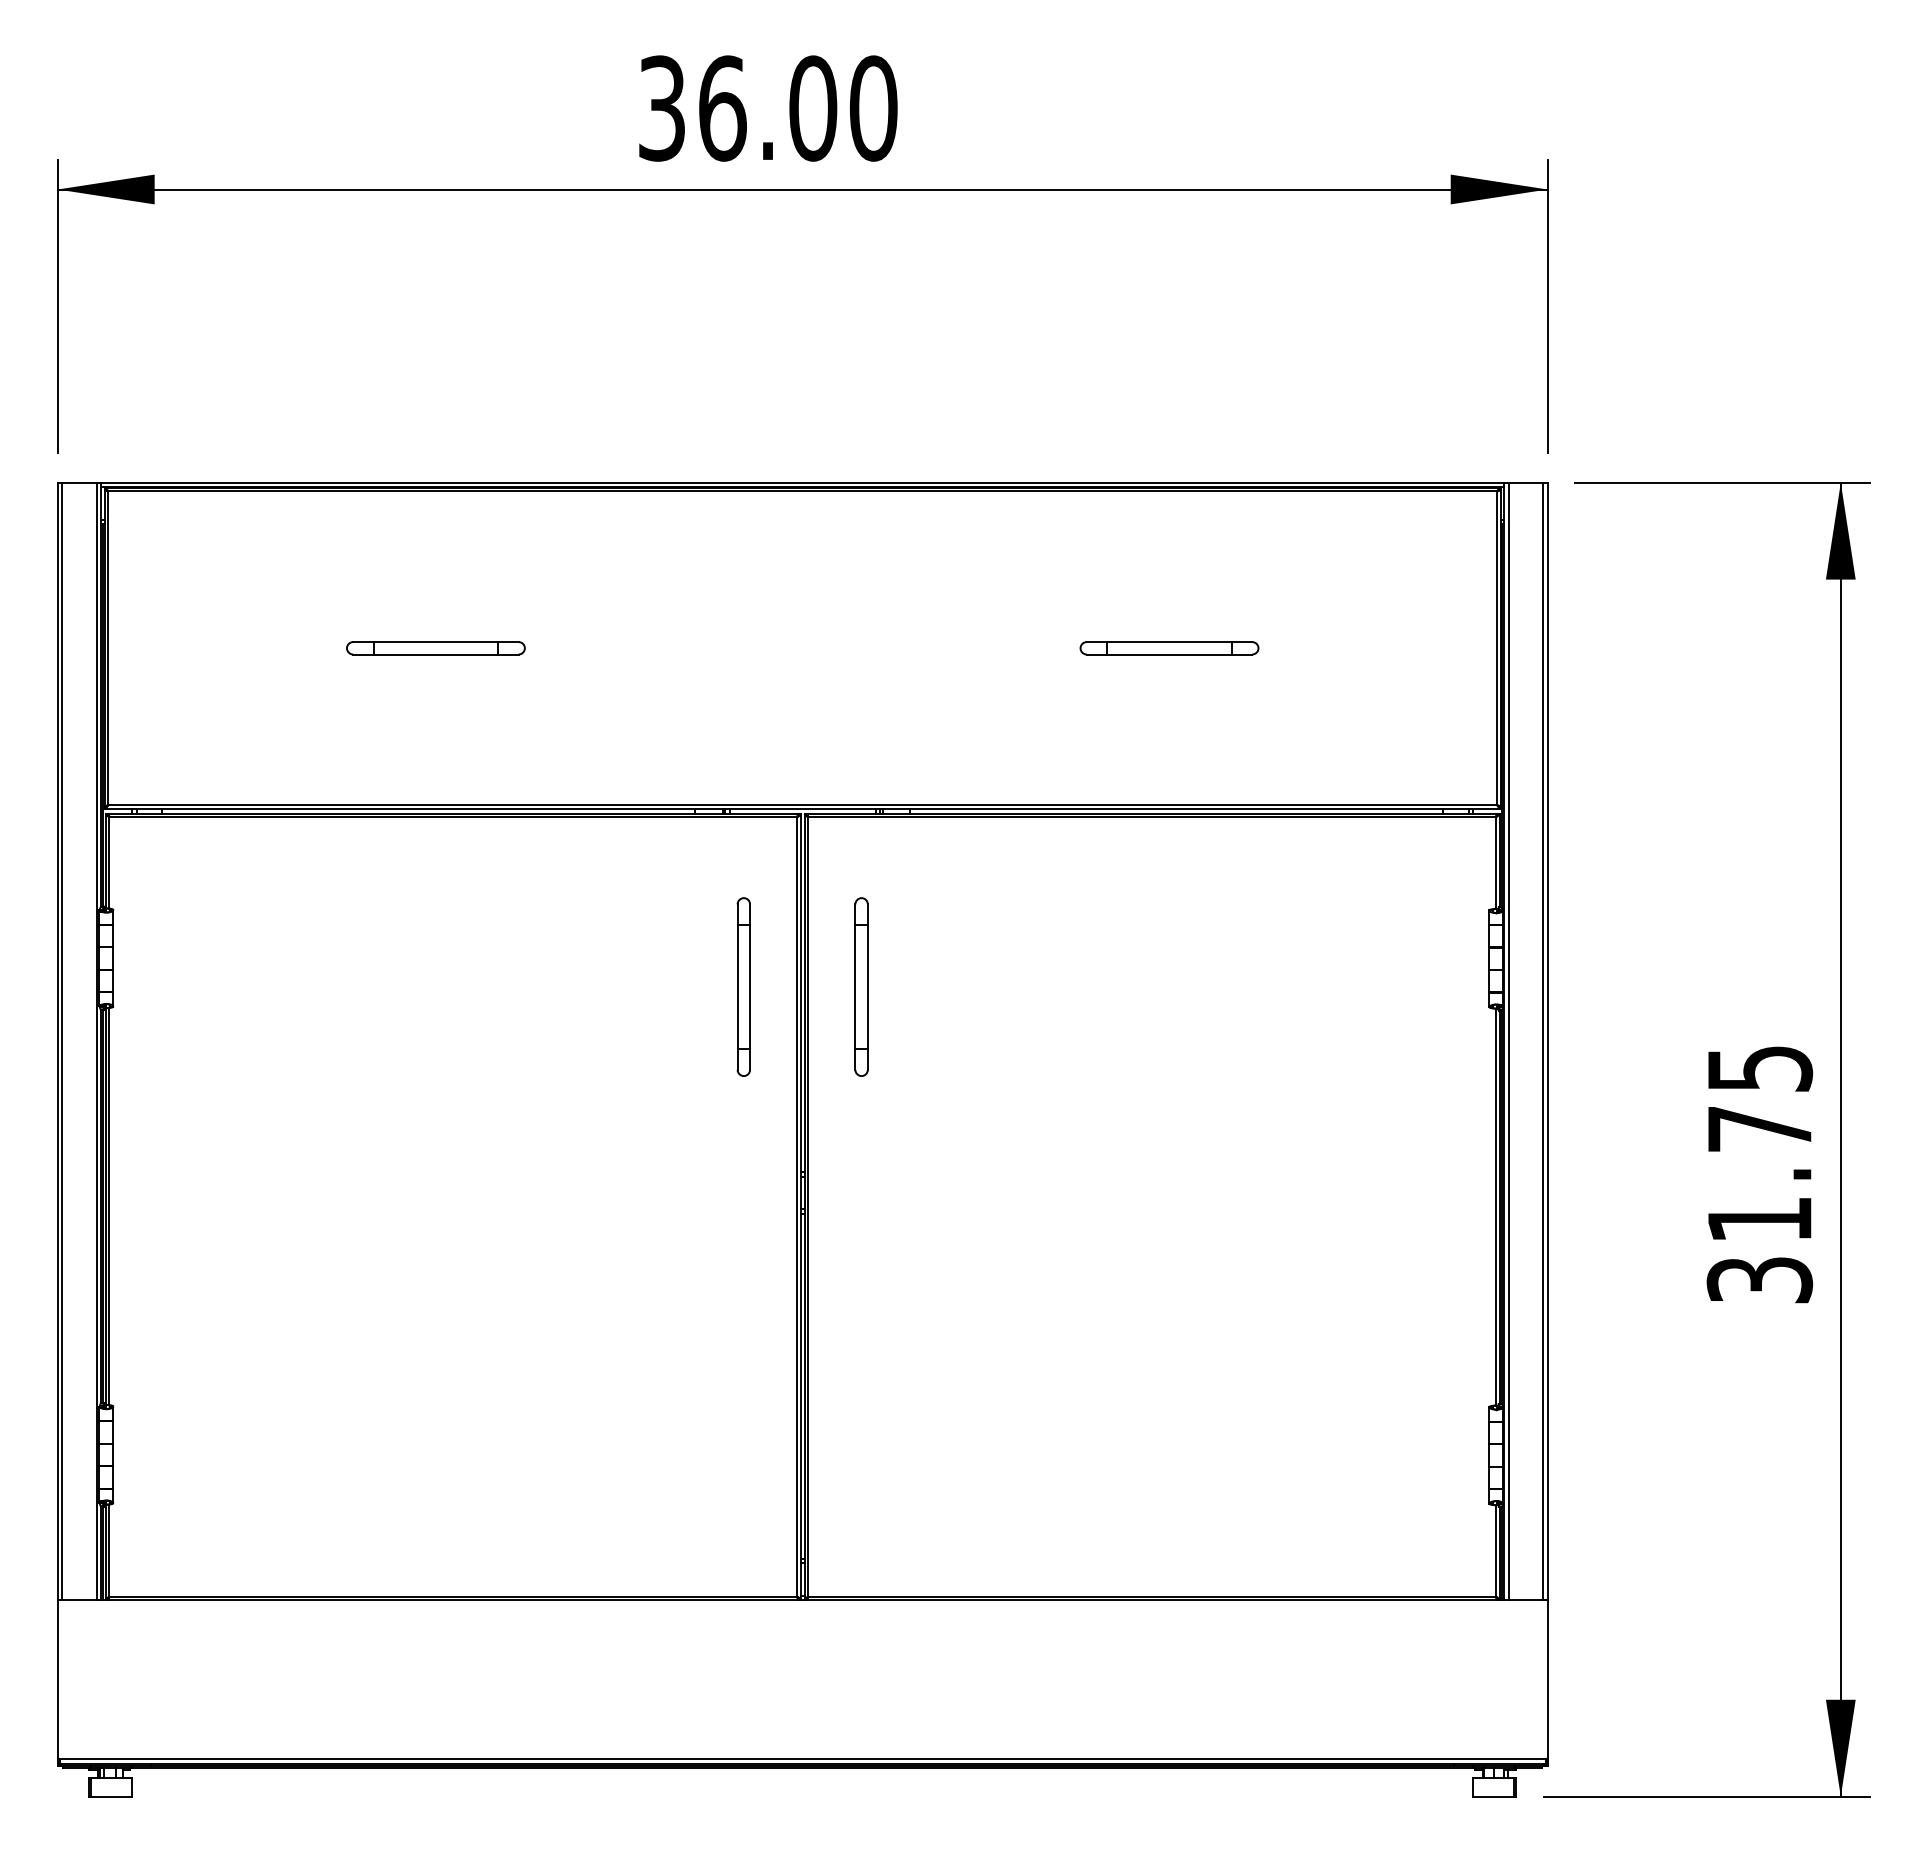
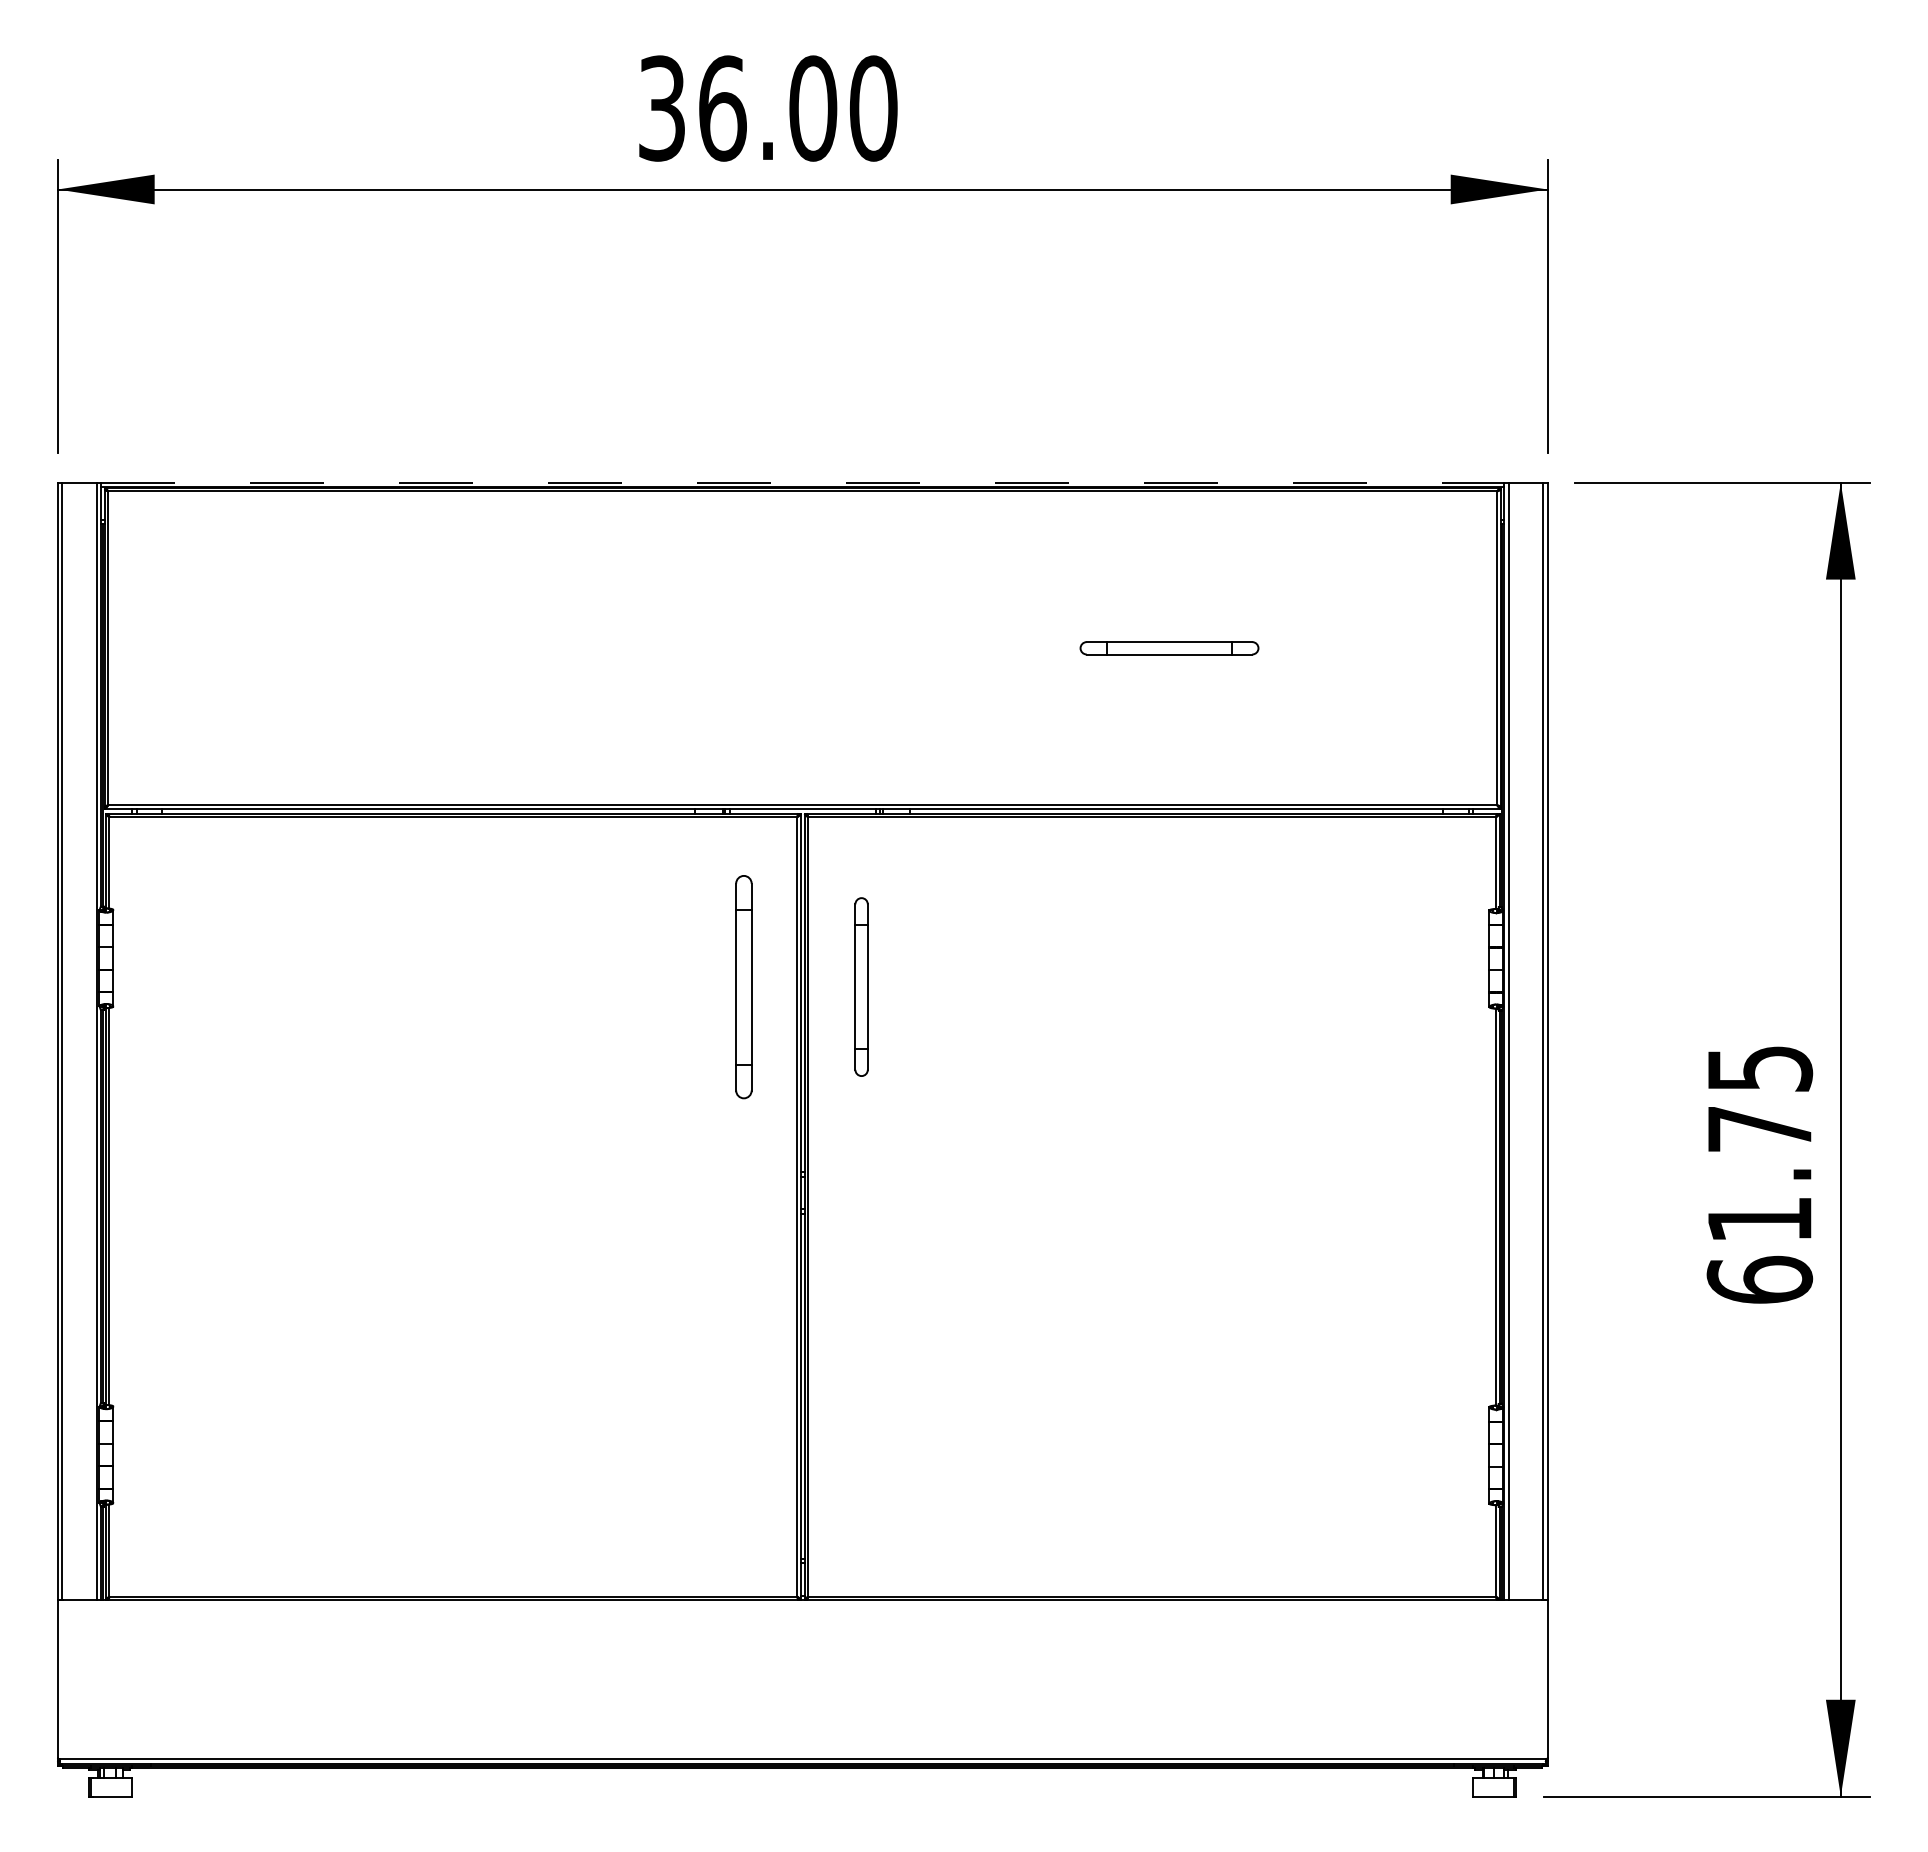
line: solid -> dashed (802, 482)
part: present -> none (435, 648)
part size: 15x180 px -> 18x225 px (743, 987)
text: 31.75 -> 61.75 (1759, 1279)
